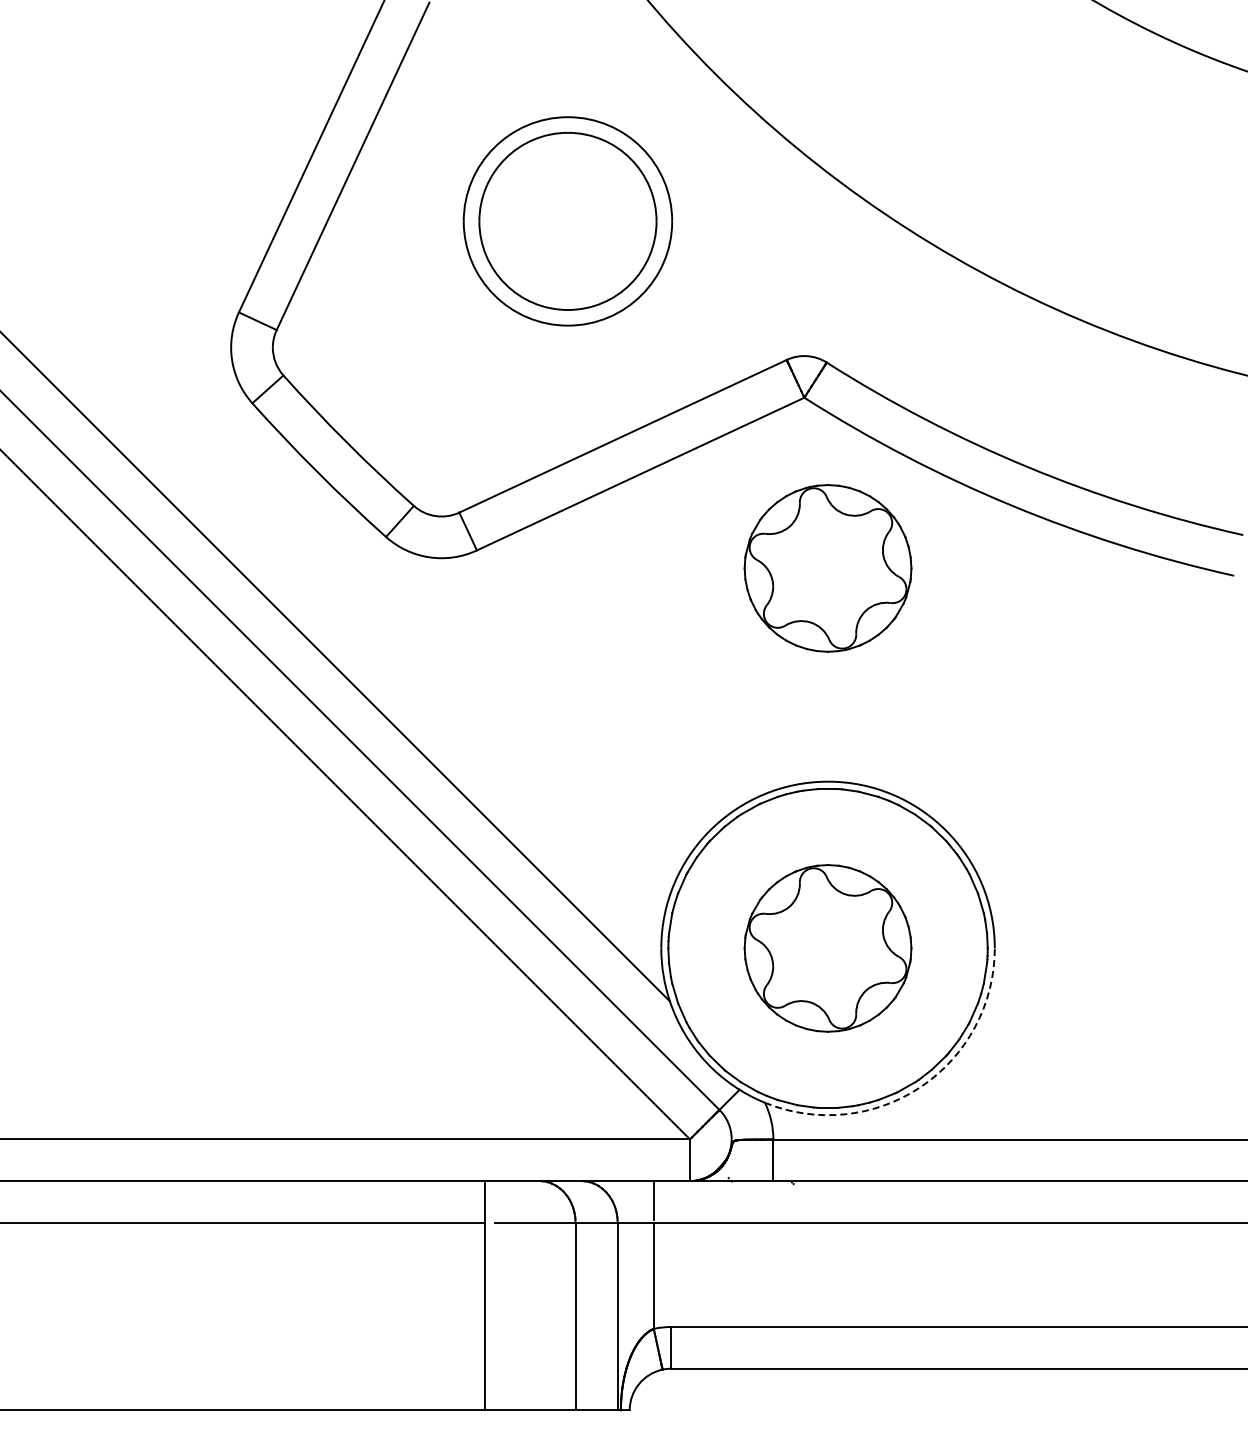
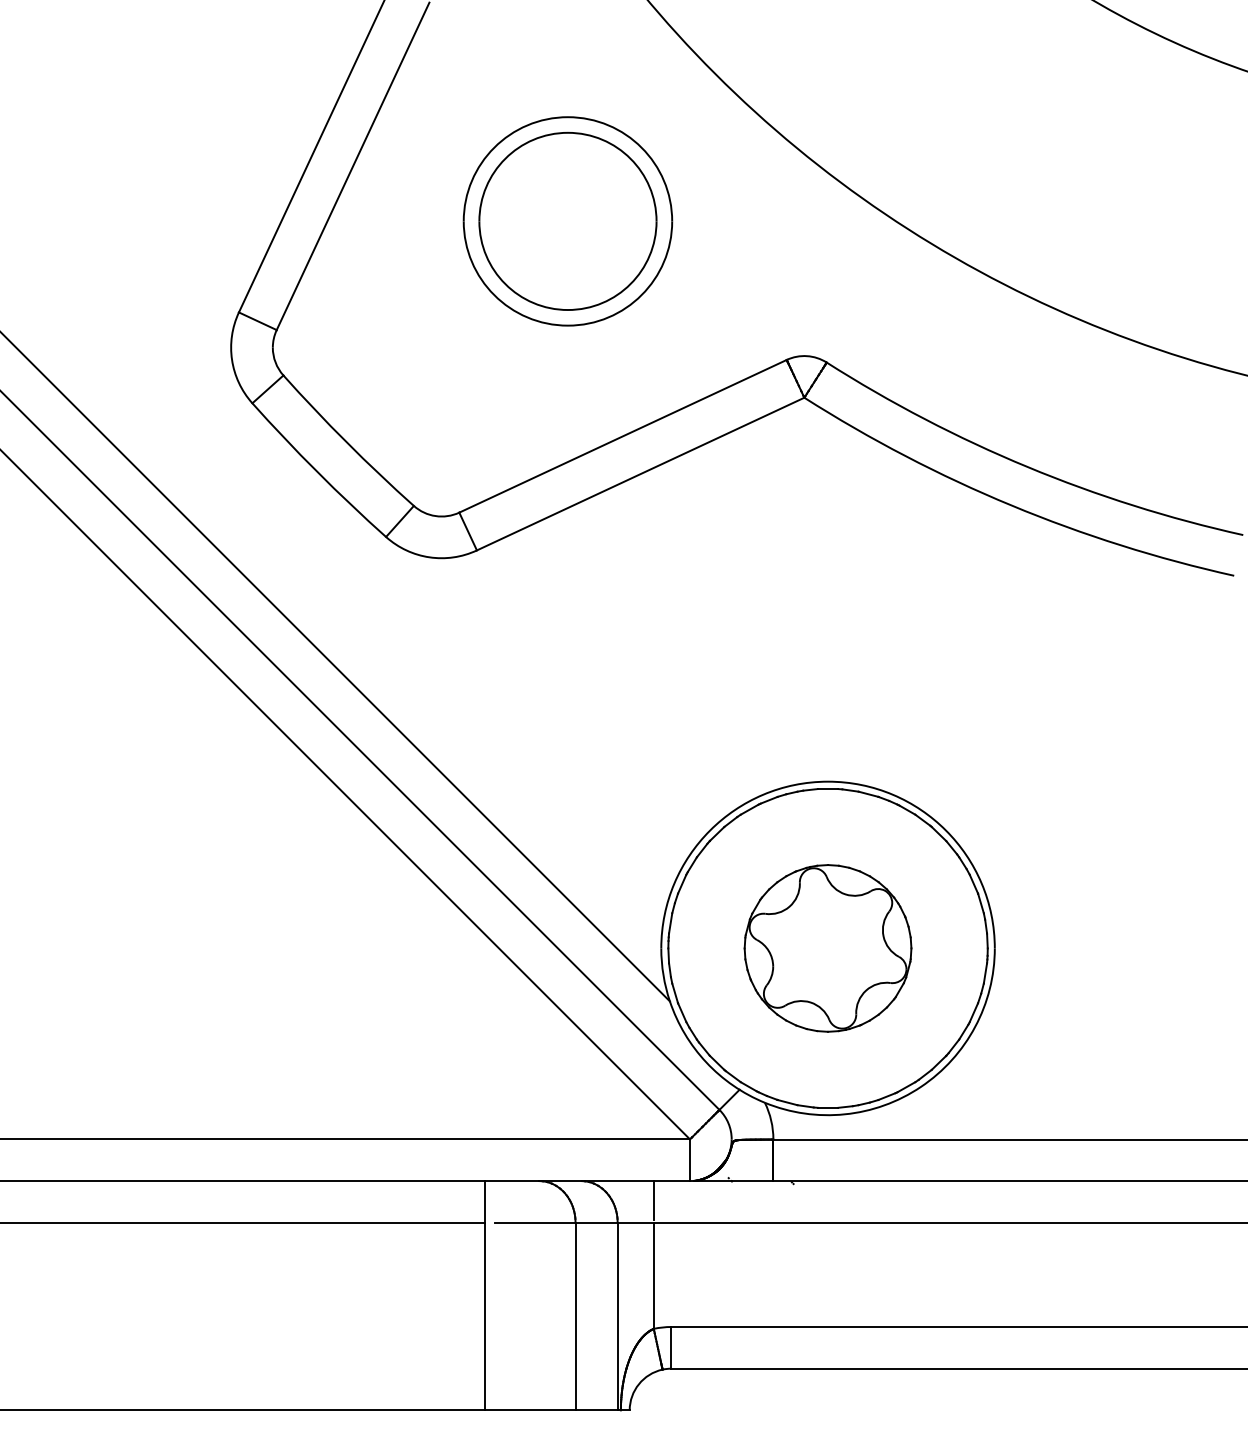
part: present -> none (827, 568)
arc: dashed -> solid (921, 1086)
